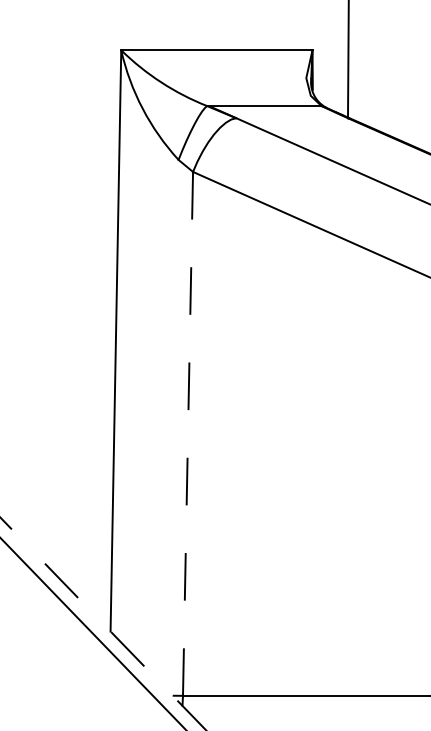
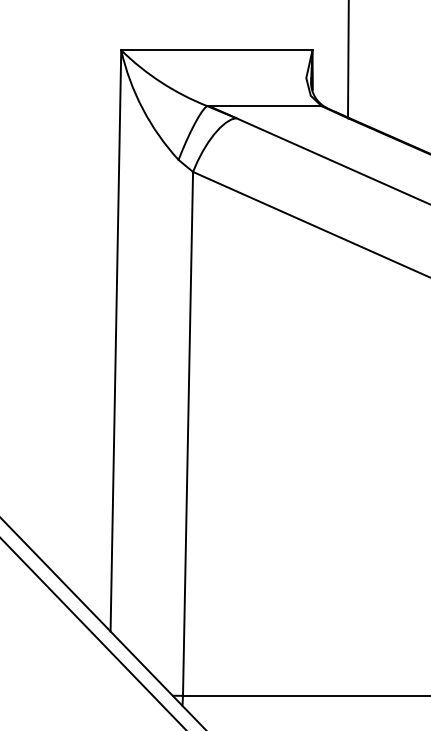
line: dashed -> solid (188, 434)
line: dashed -> solid (102, 623)
